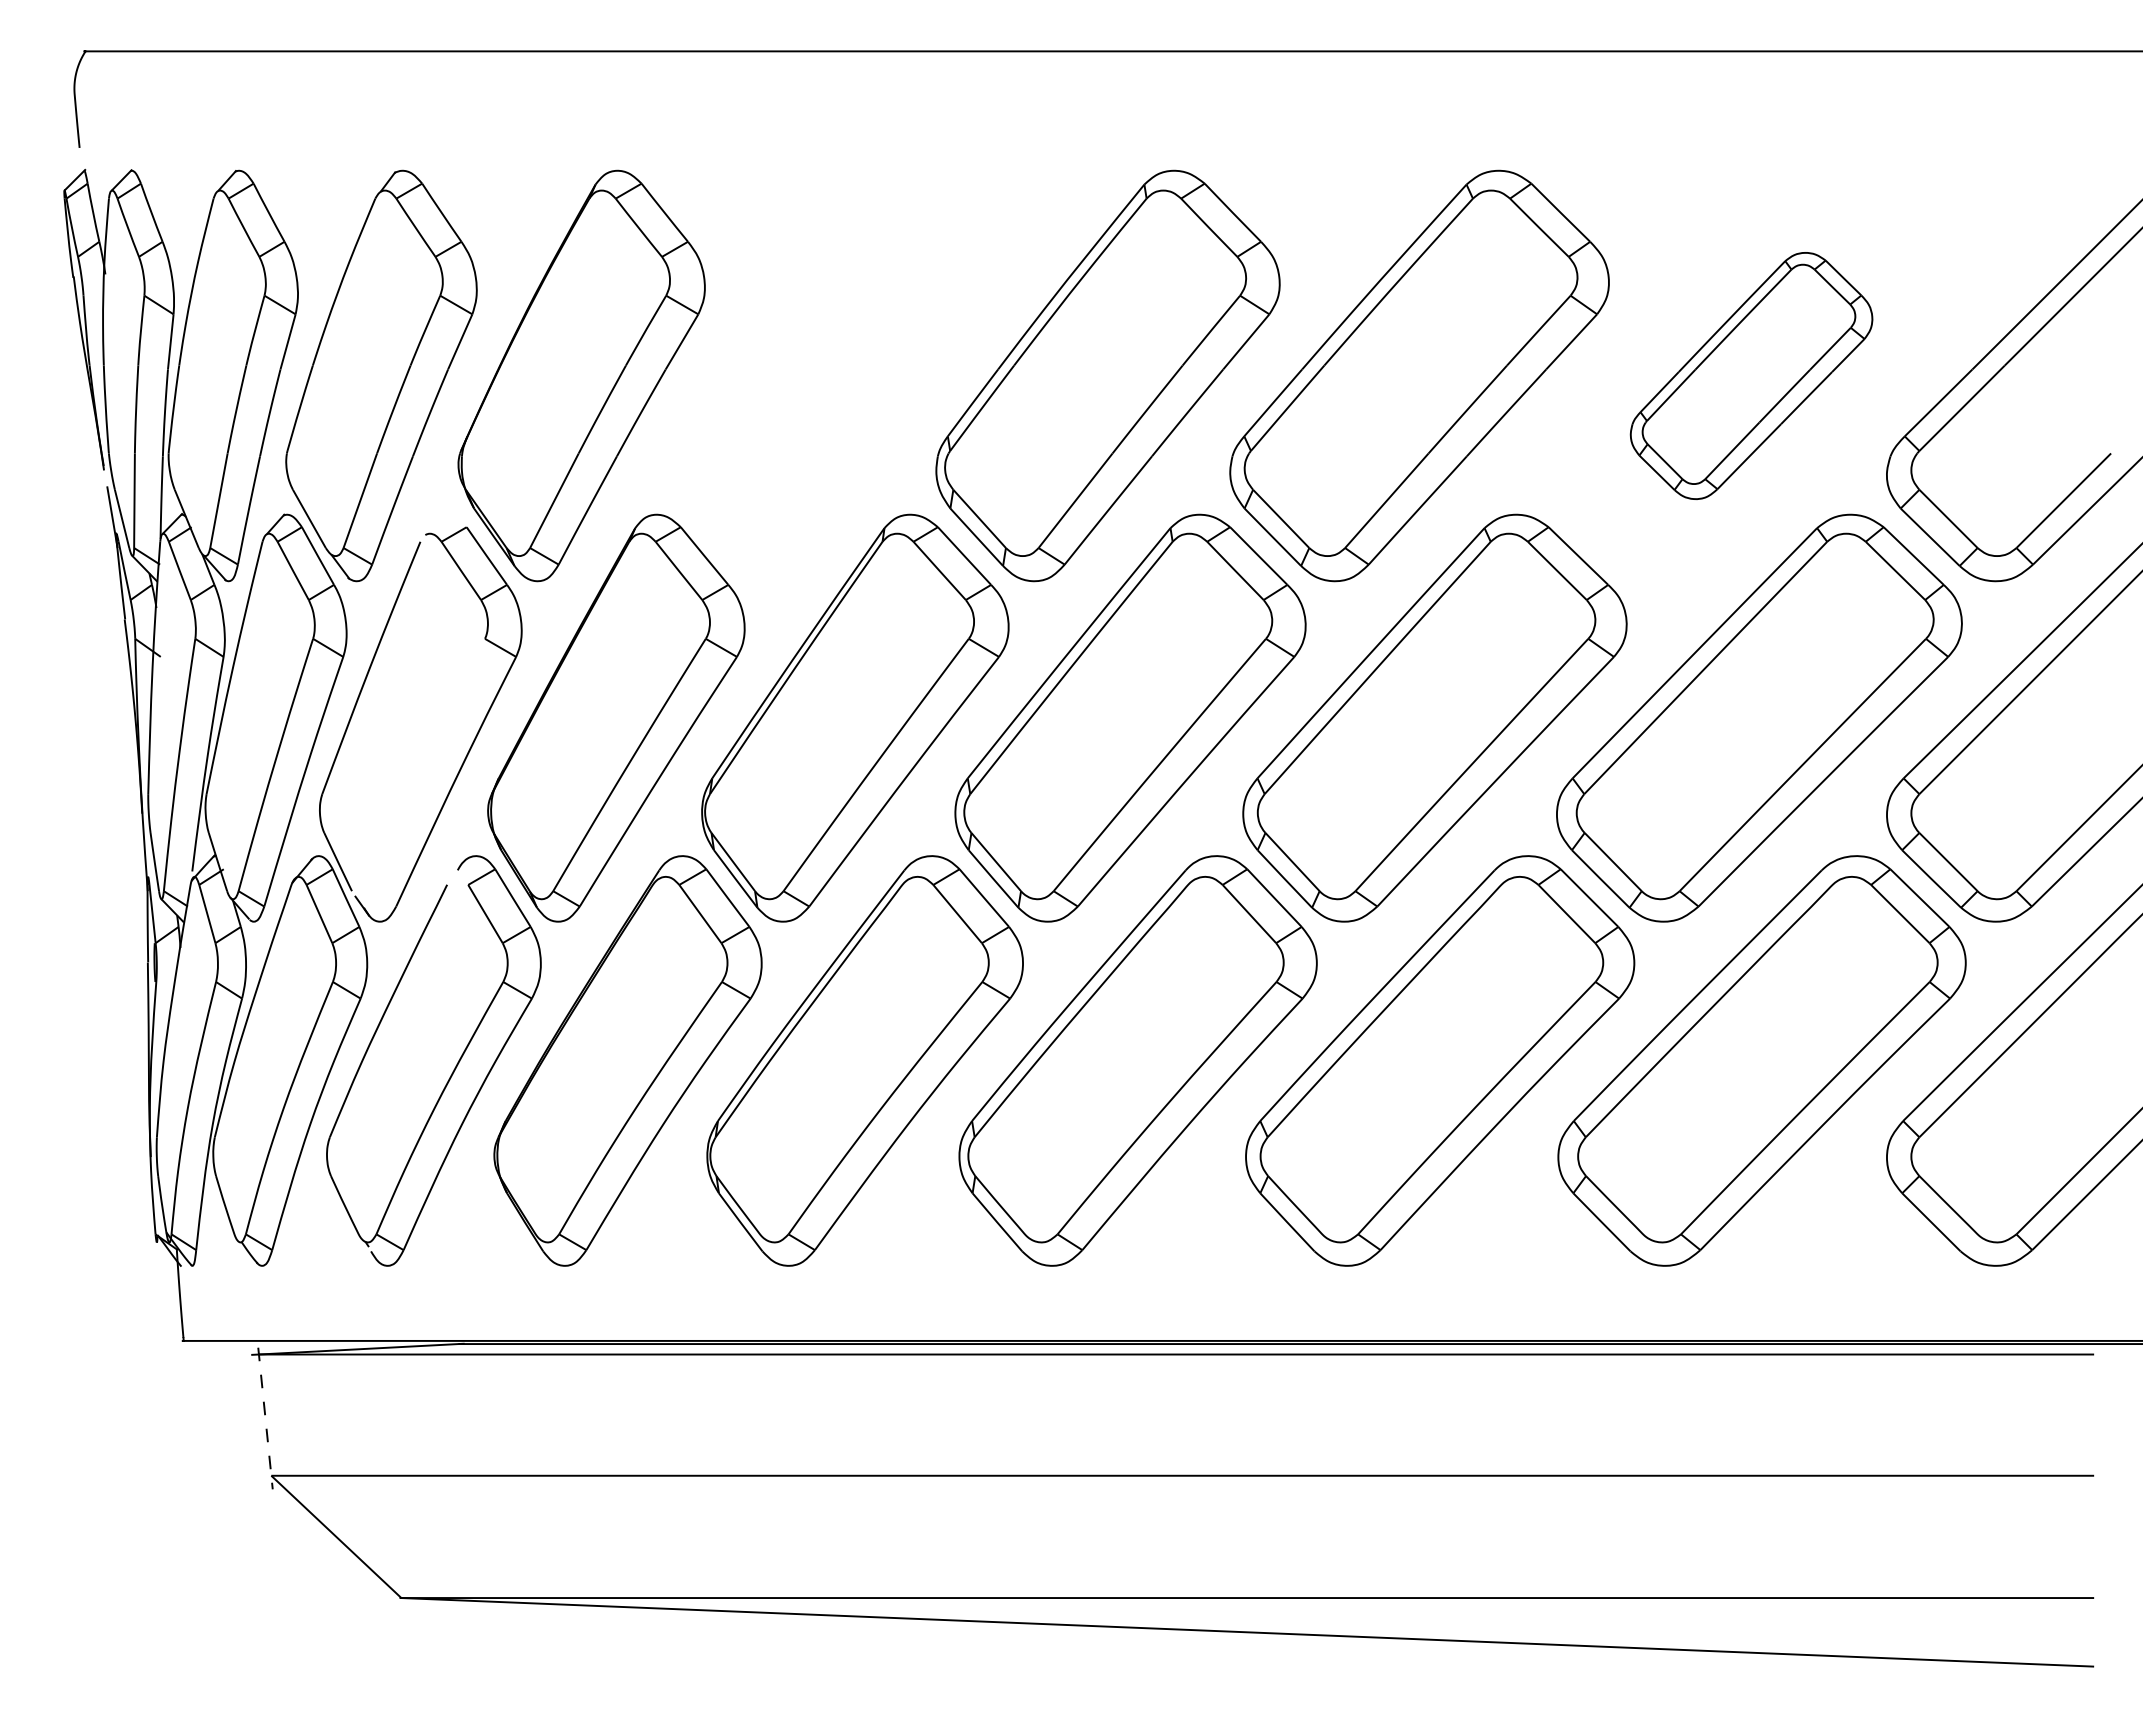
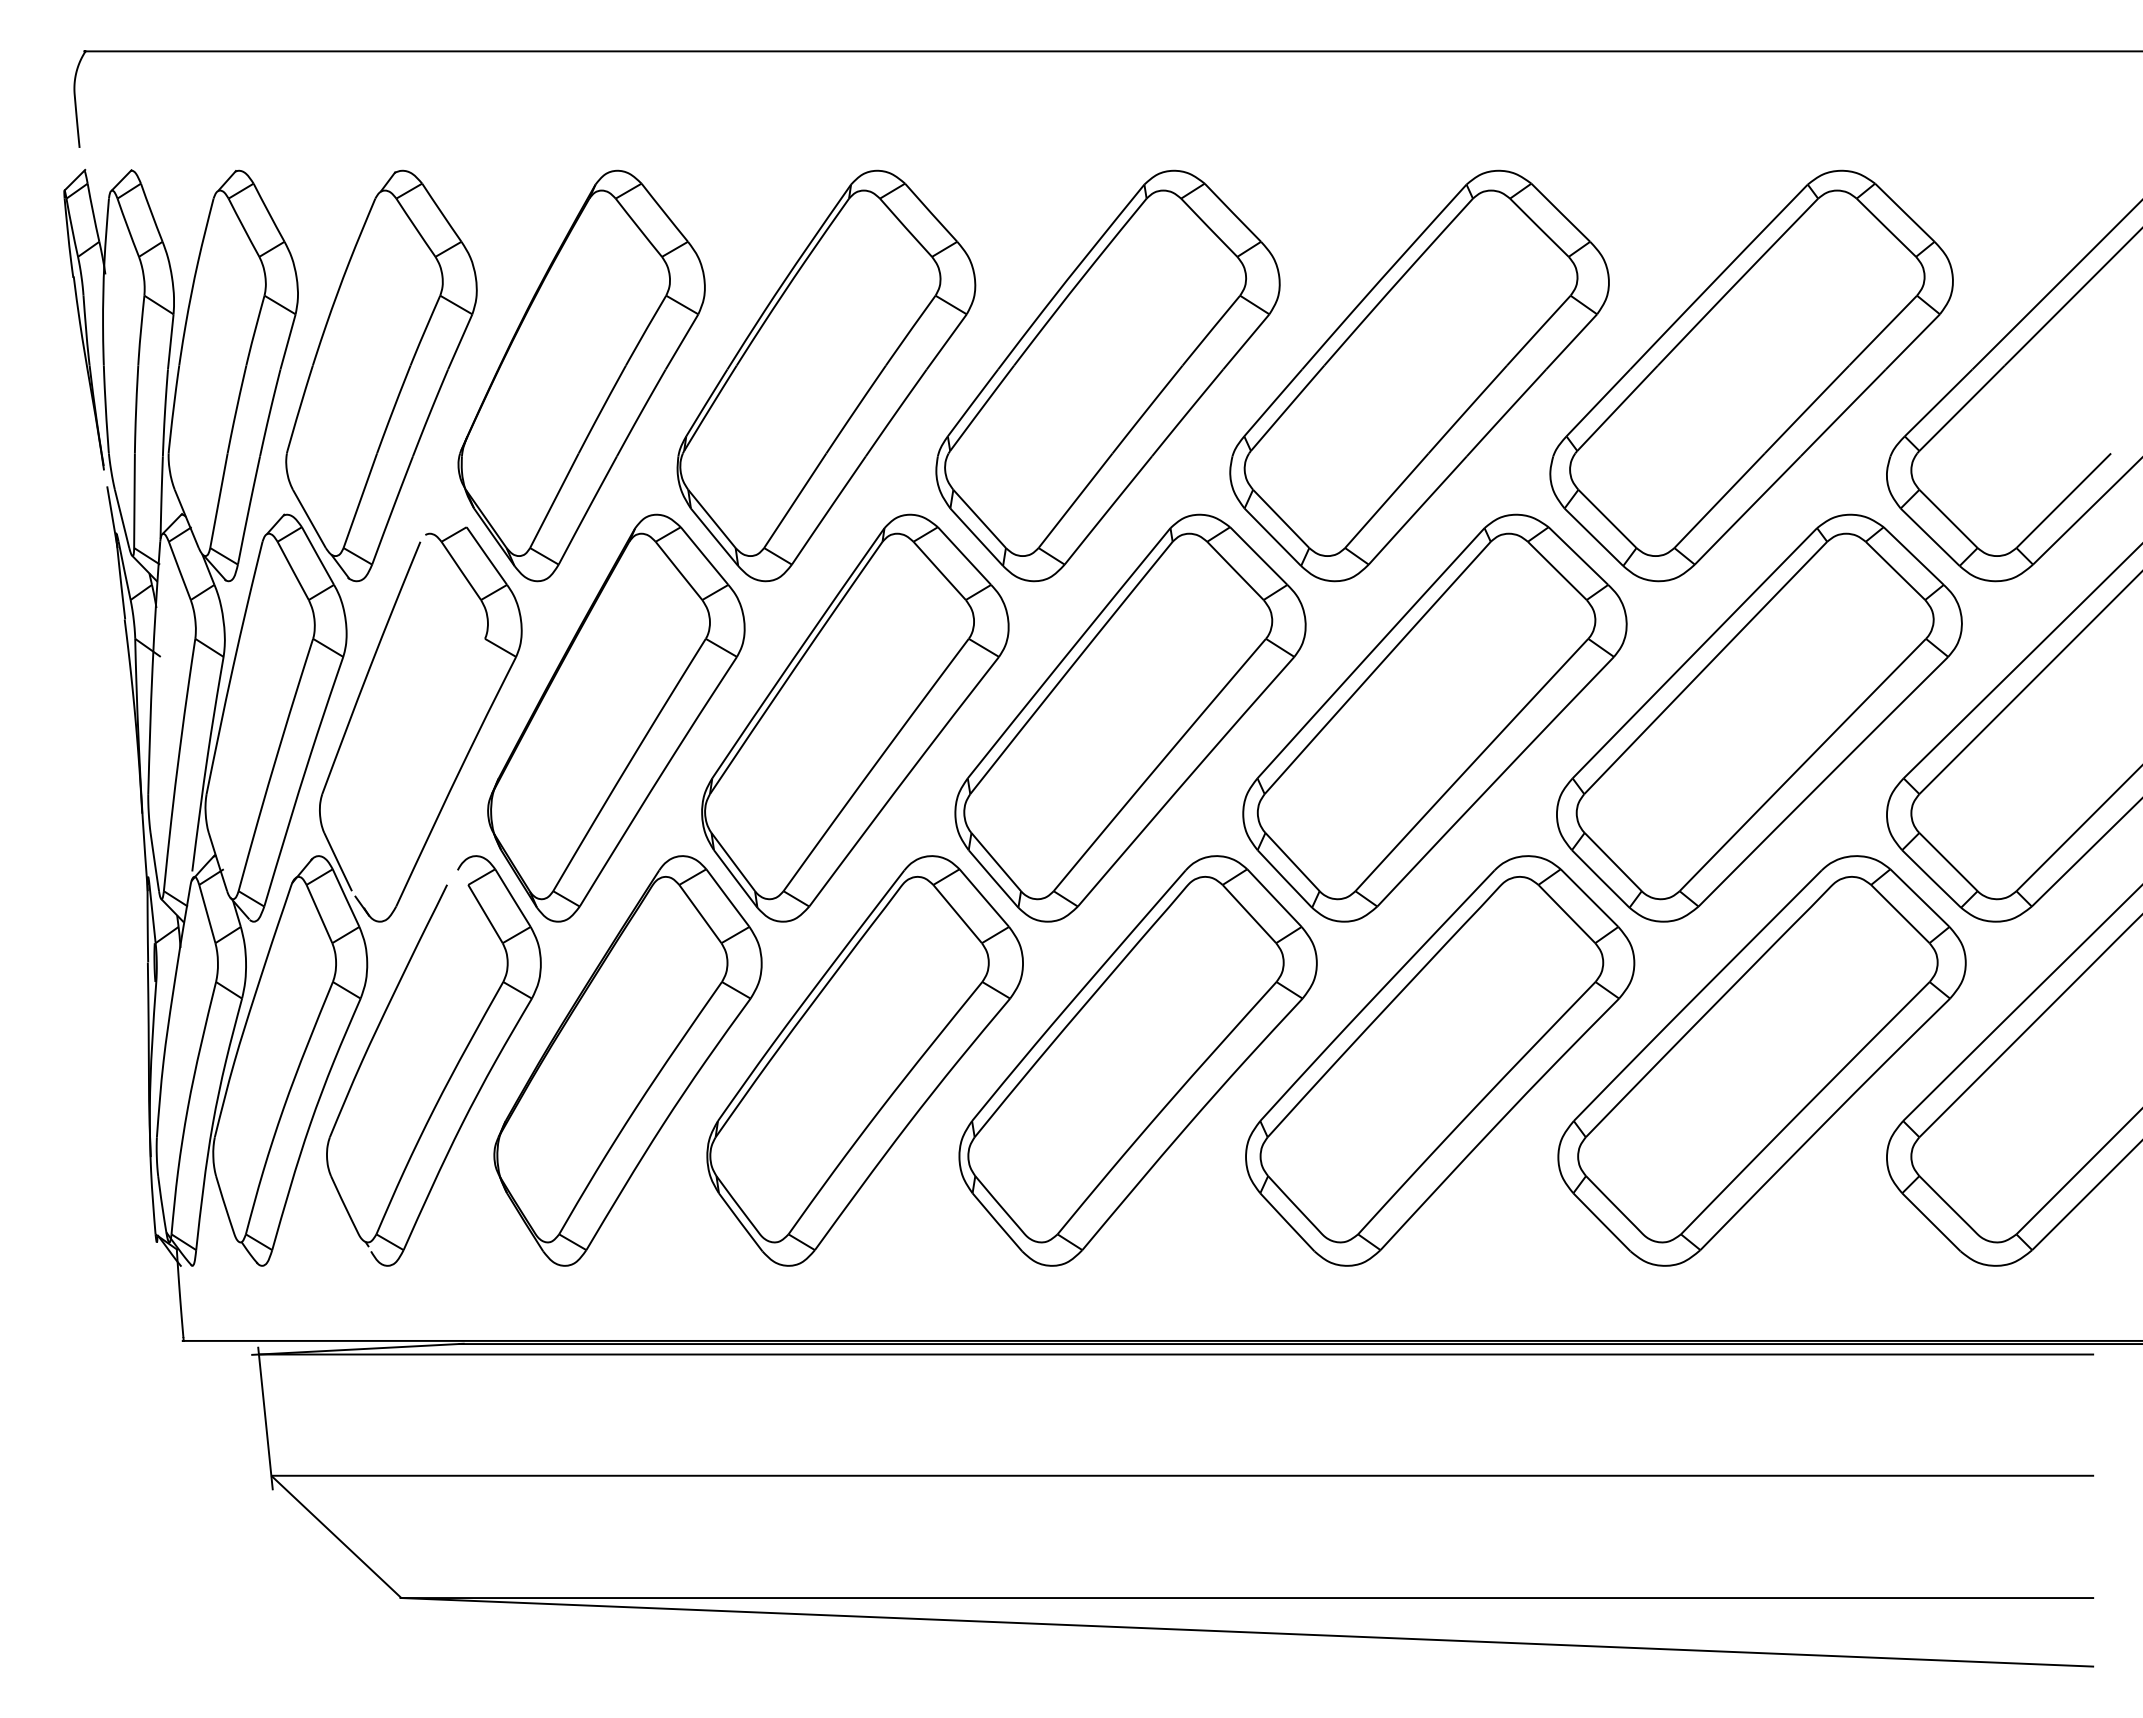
part: none -> present (826, 375)
part size: 245x248 px -> 405x414 px (1751, 375)
line: dashed -> solid (265, 1419)
